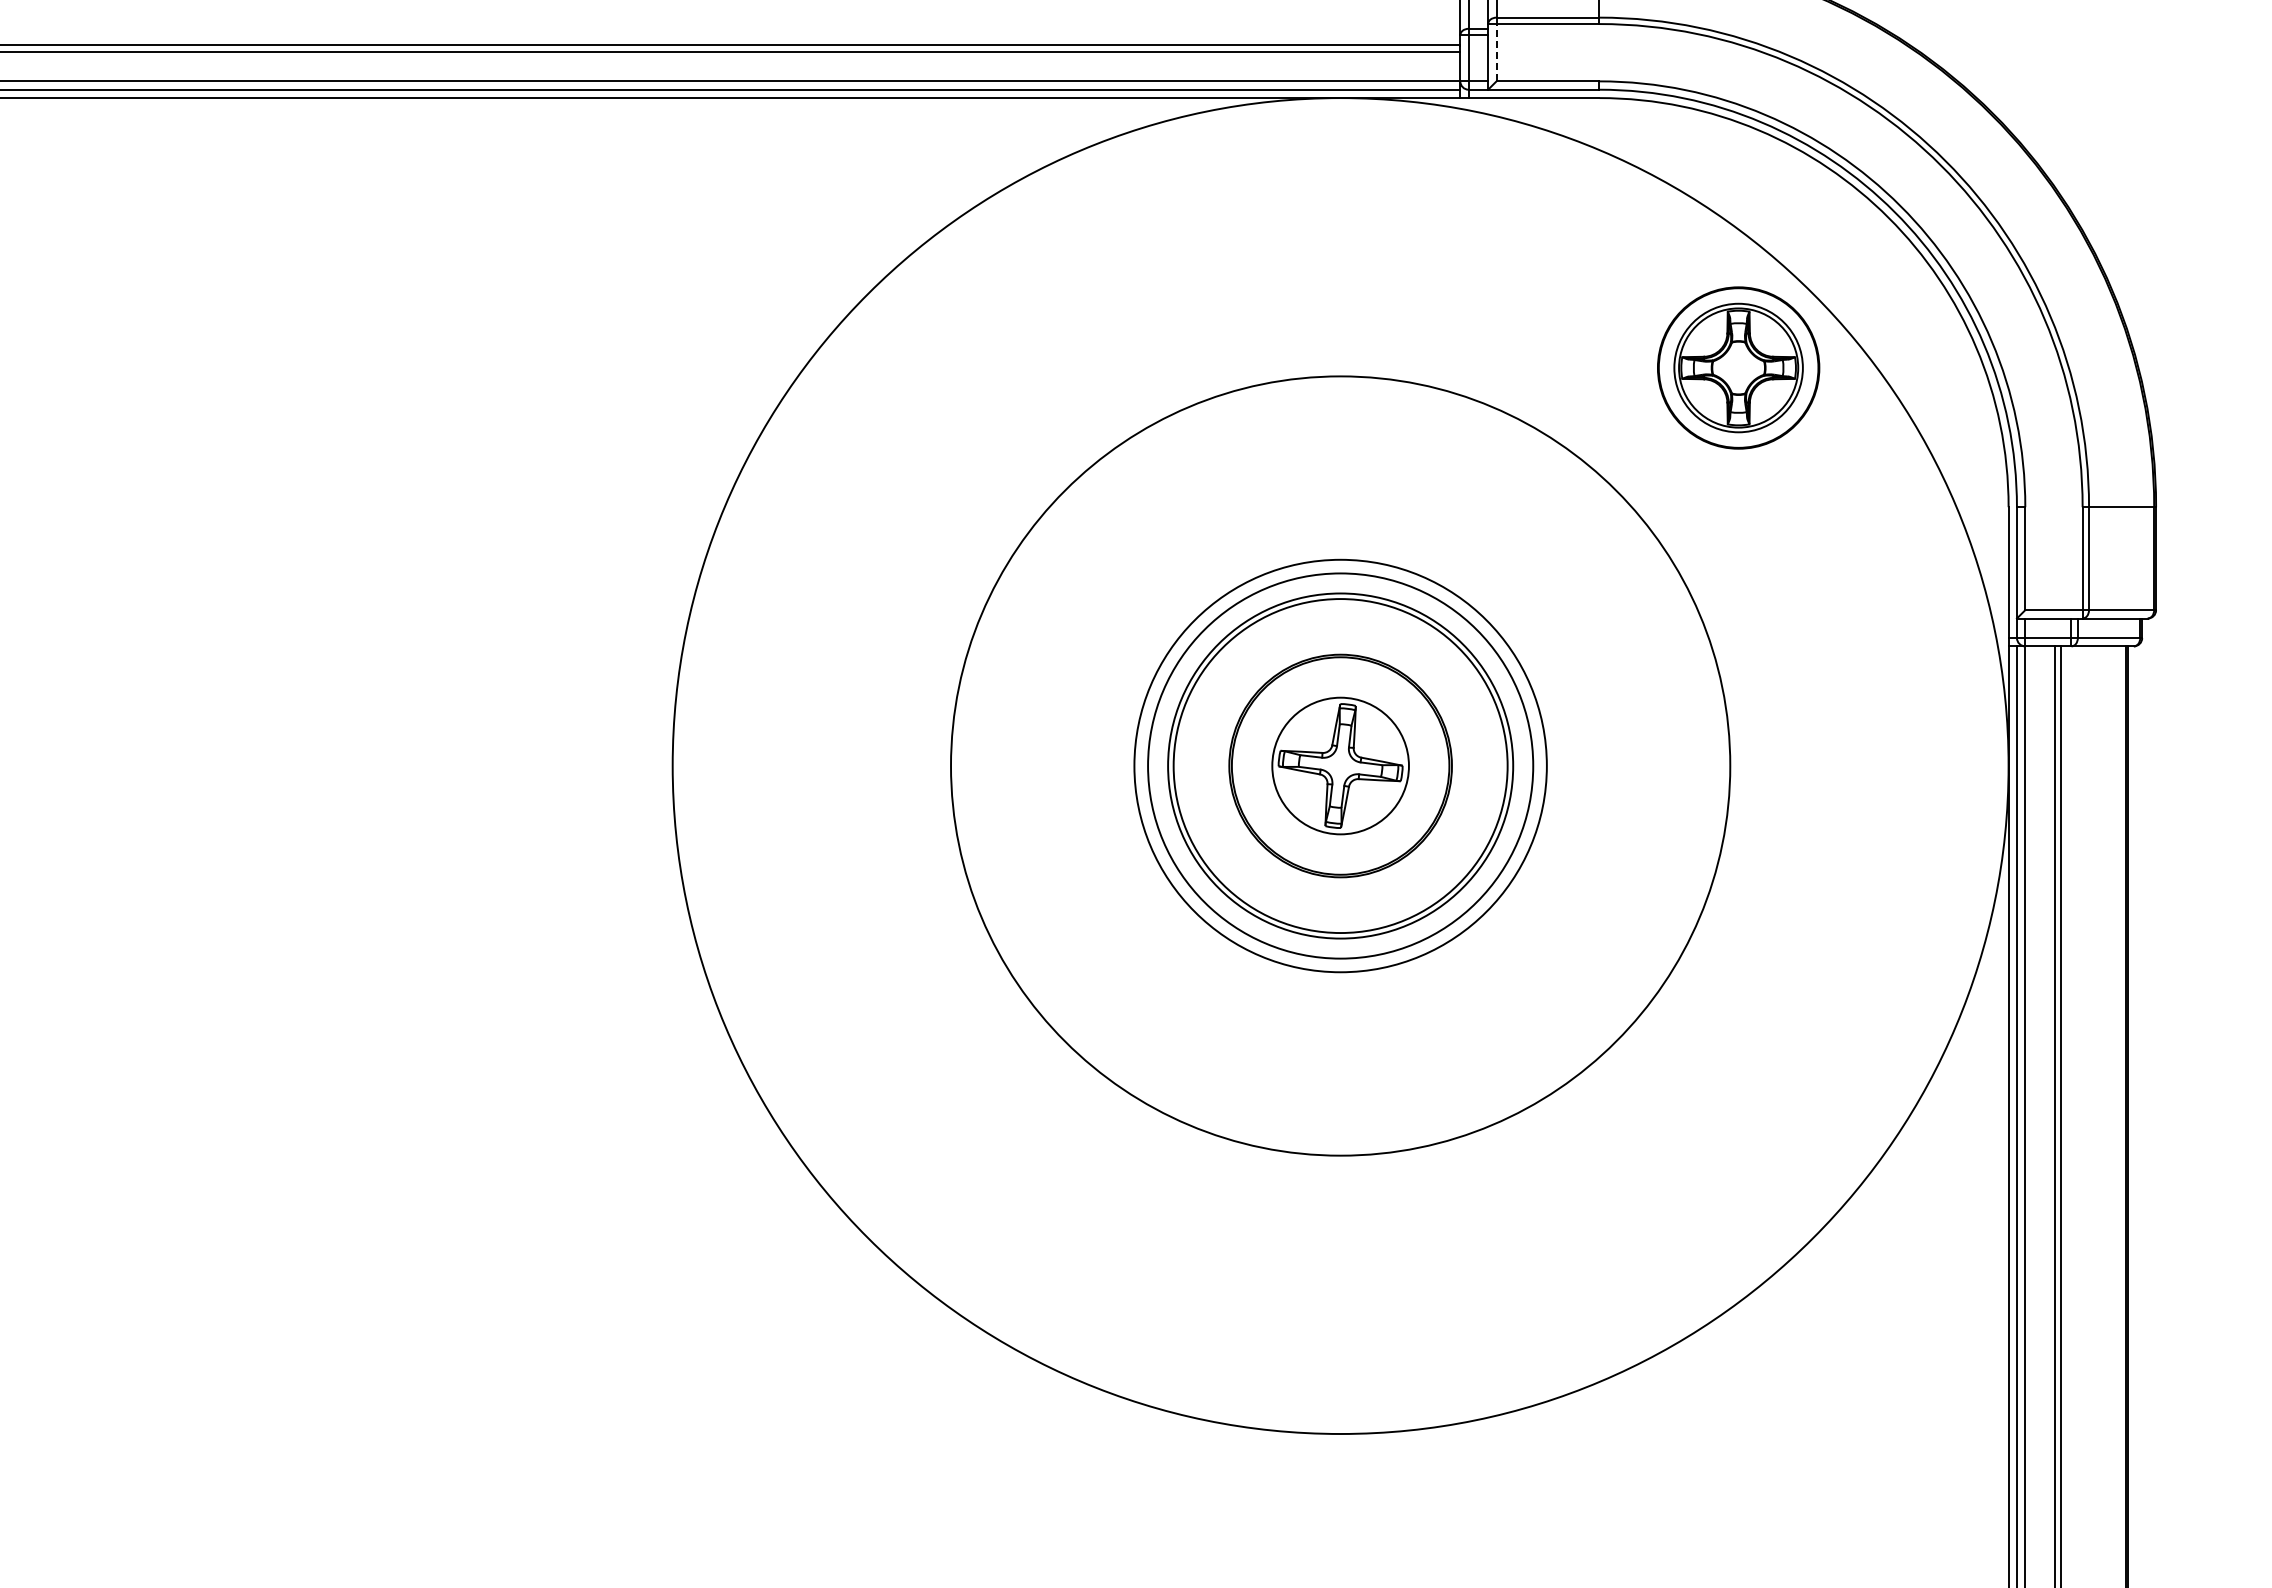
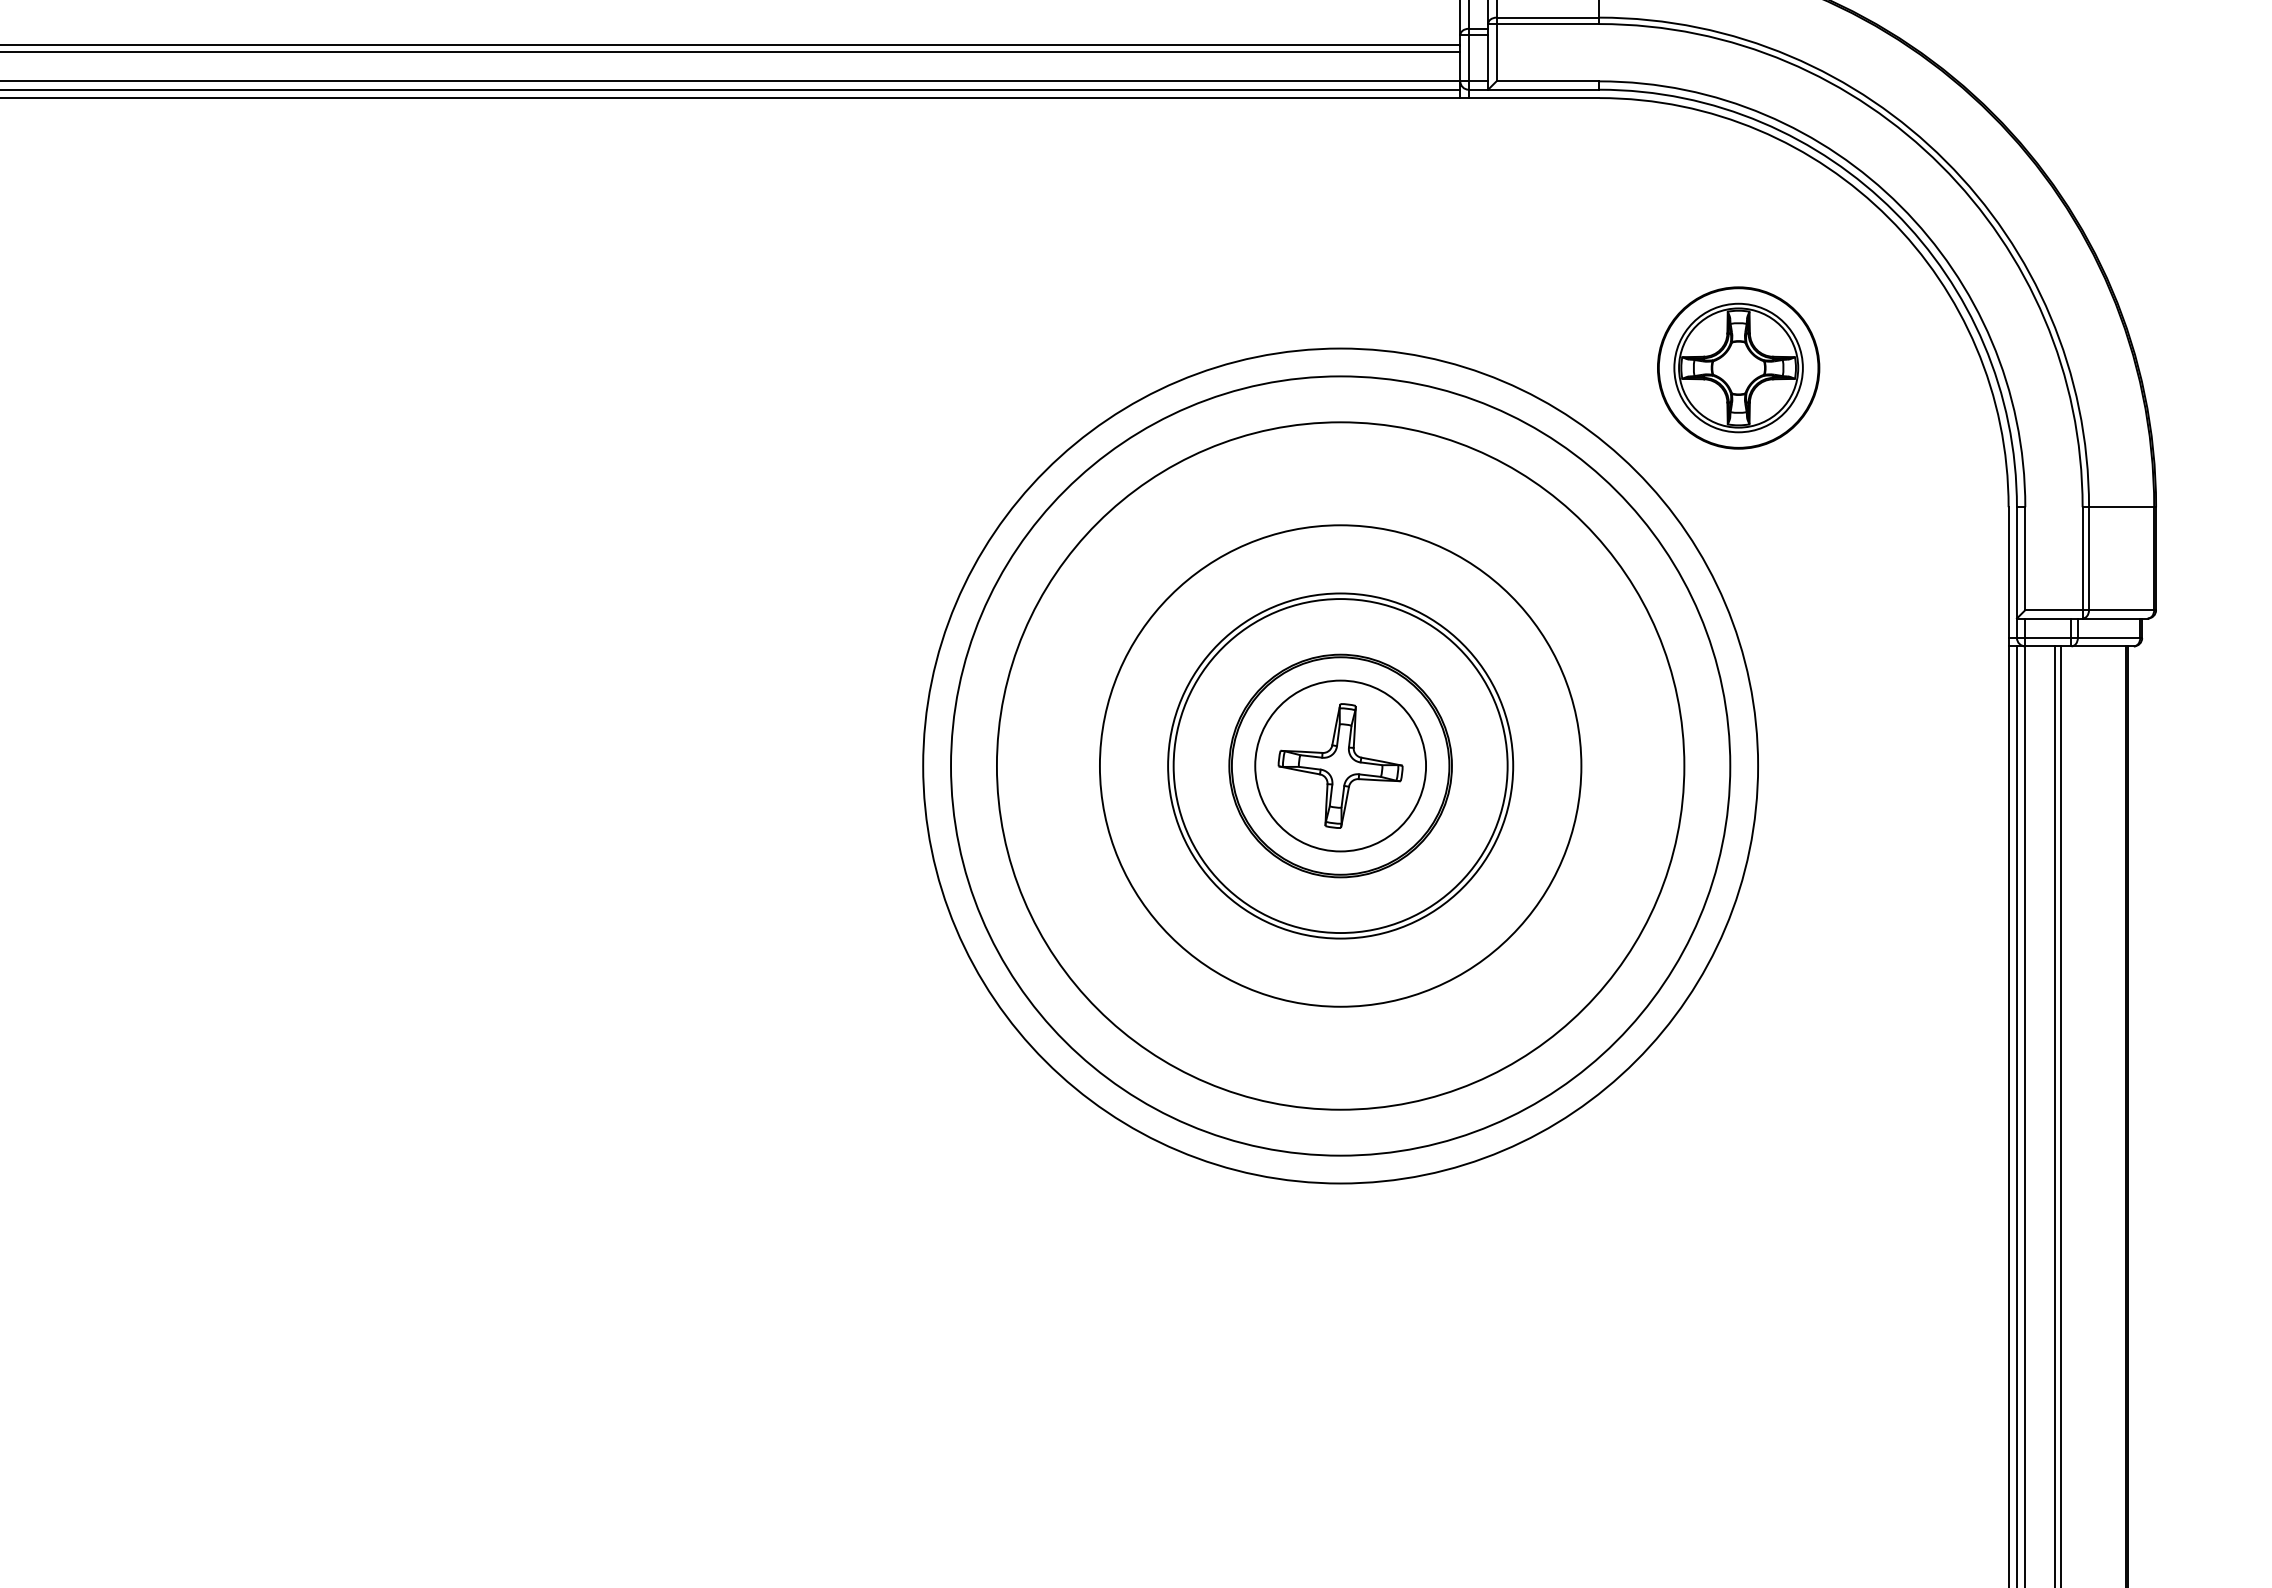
line: dashed -> solid (1496, 52)
circle diameter: 1336 px -> 835 px (1340, 765)
circle diameter: 137 px -> 171 px (1340, 765)
circle diameter: 385 px -> 481 px (1340, 765)
circle diameter: 412 px -> 687 px (1340, 765)
